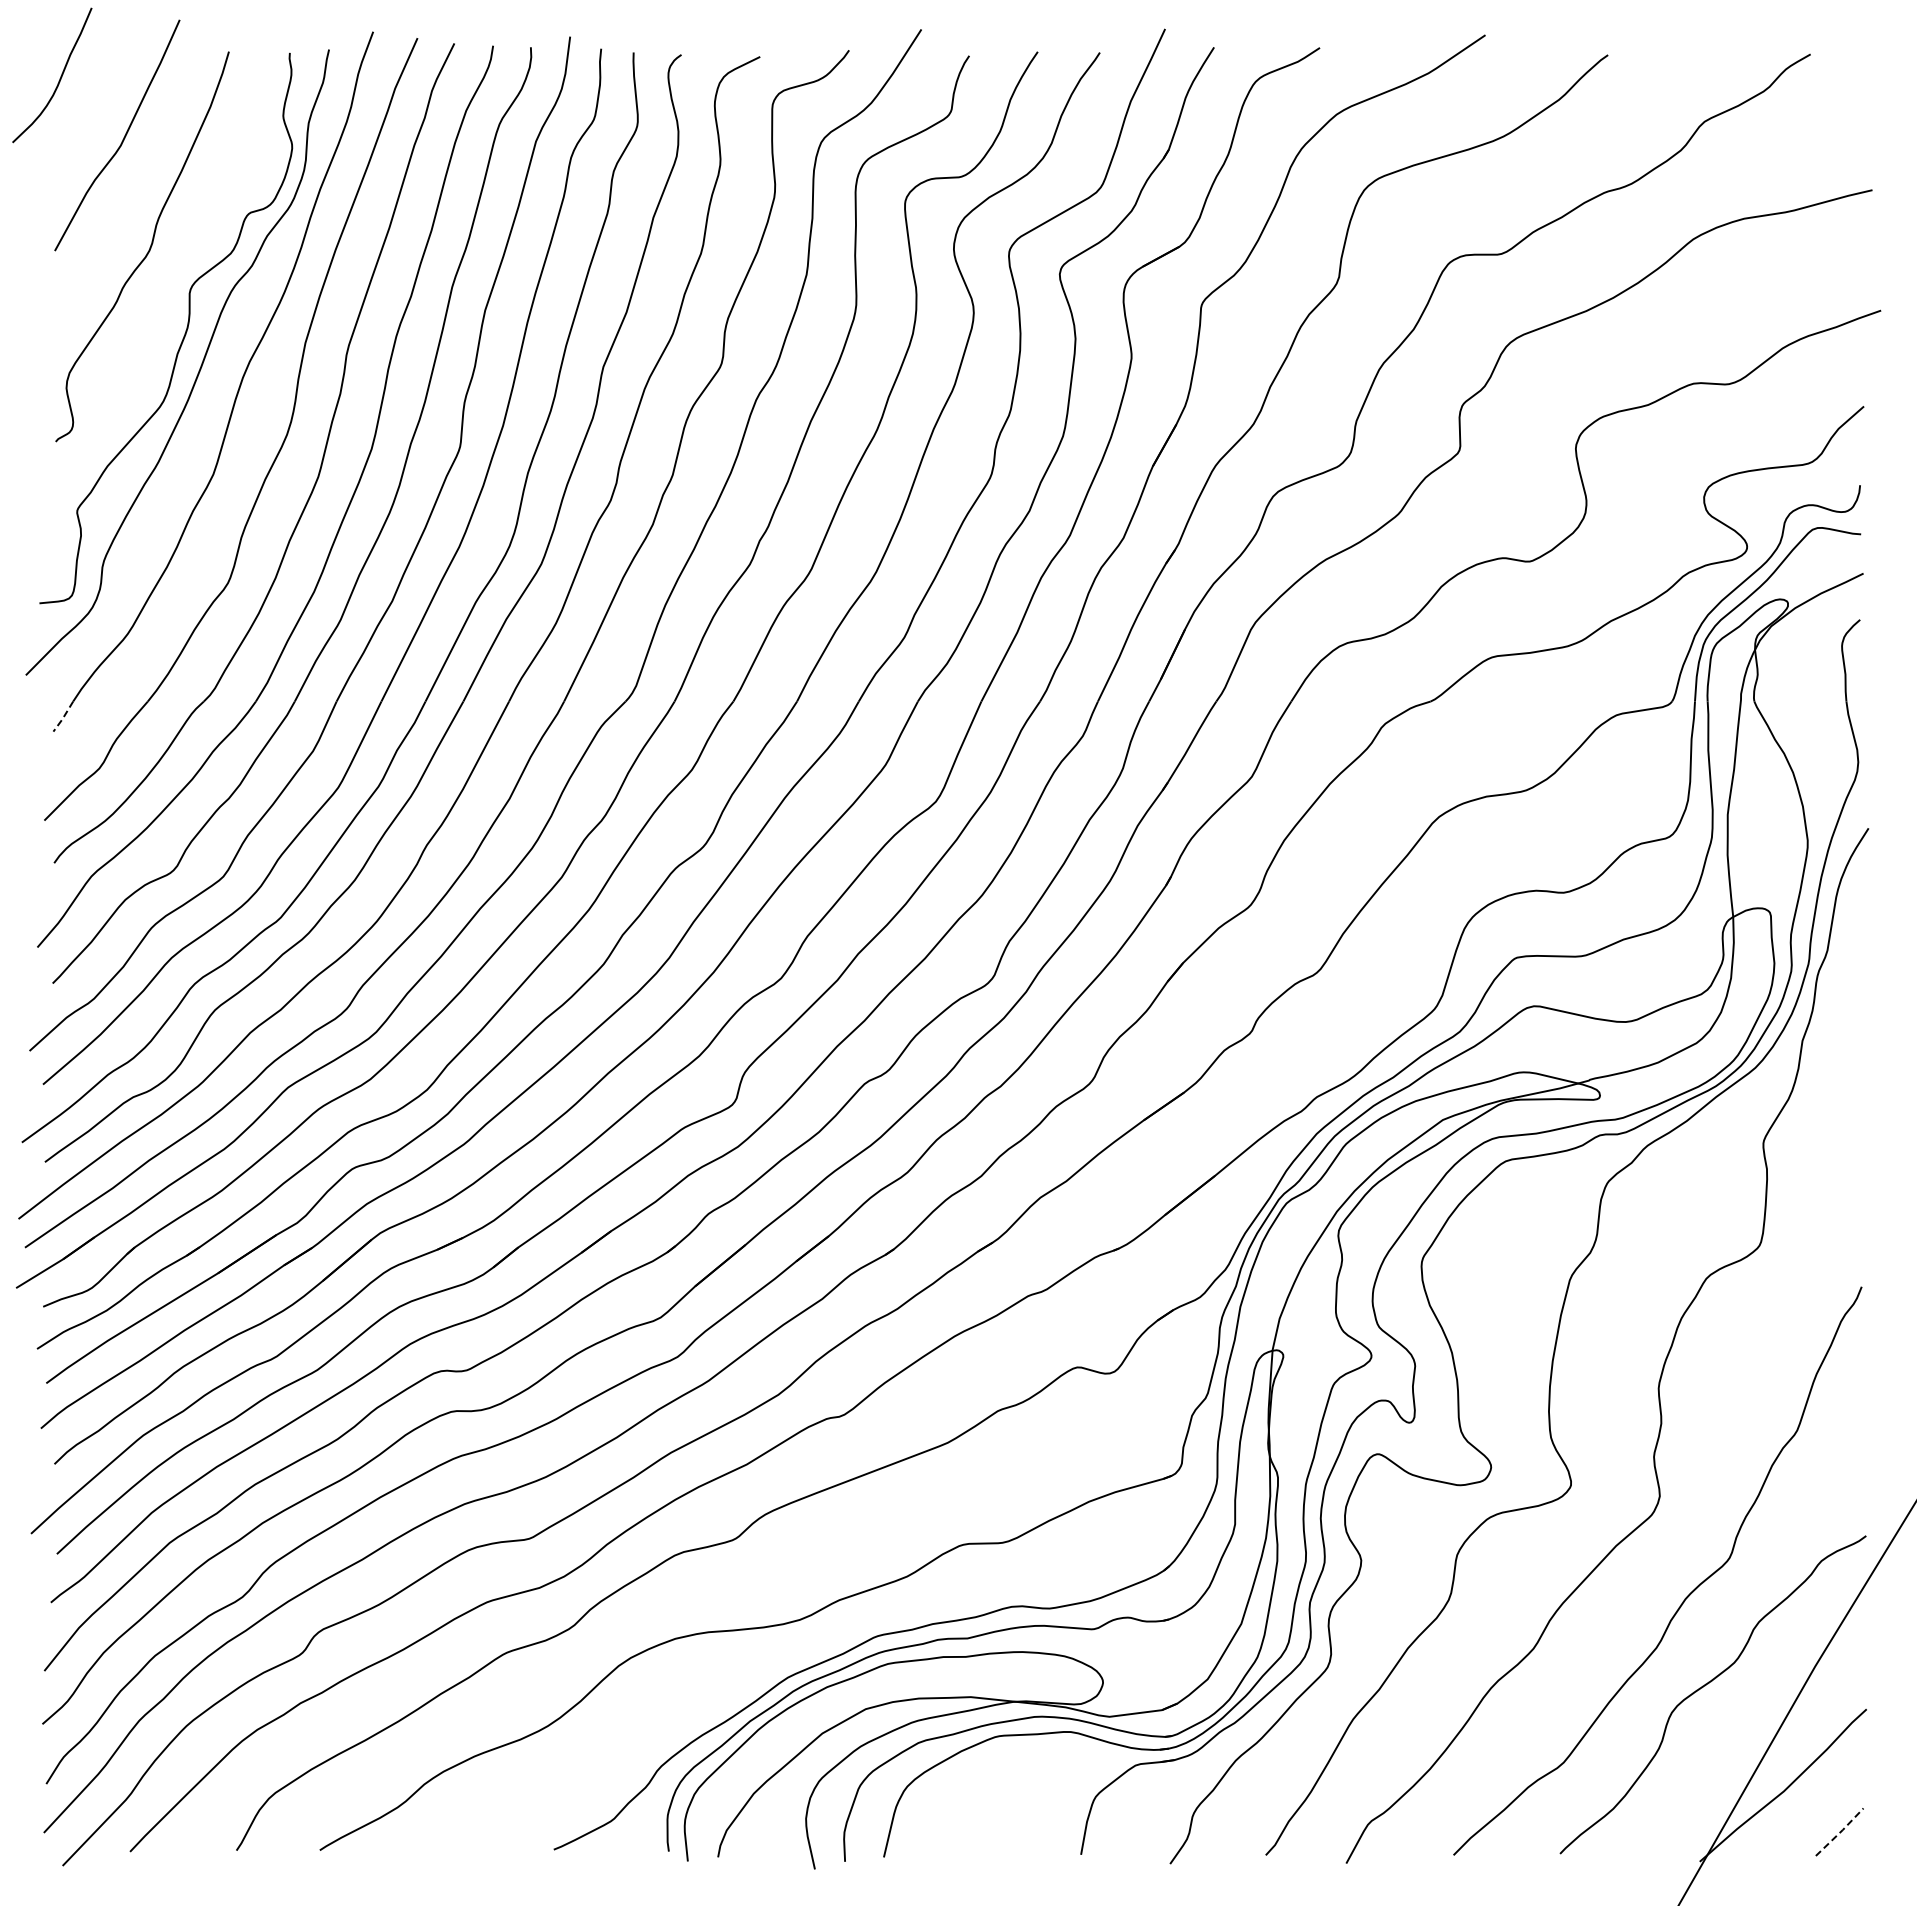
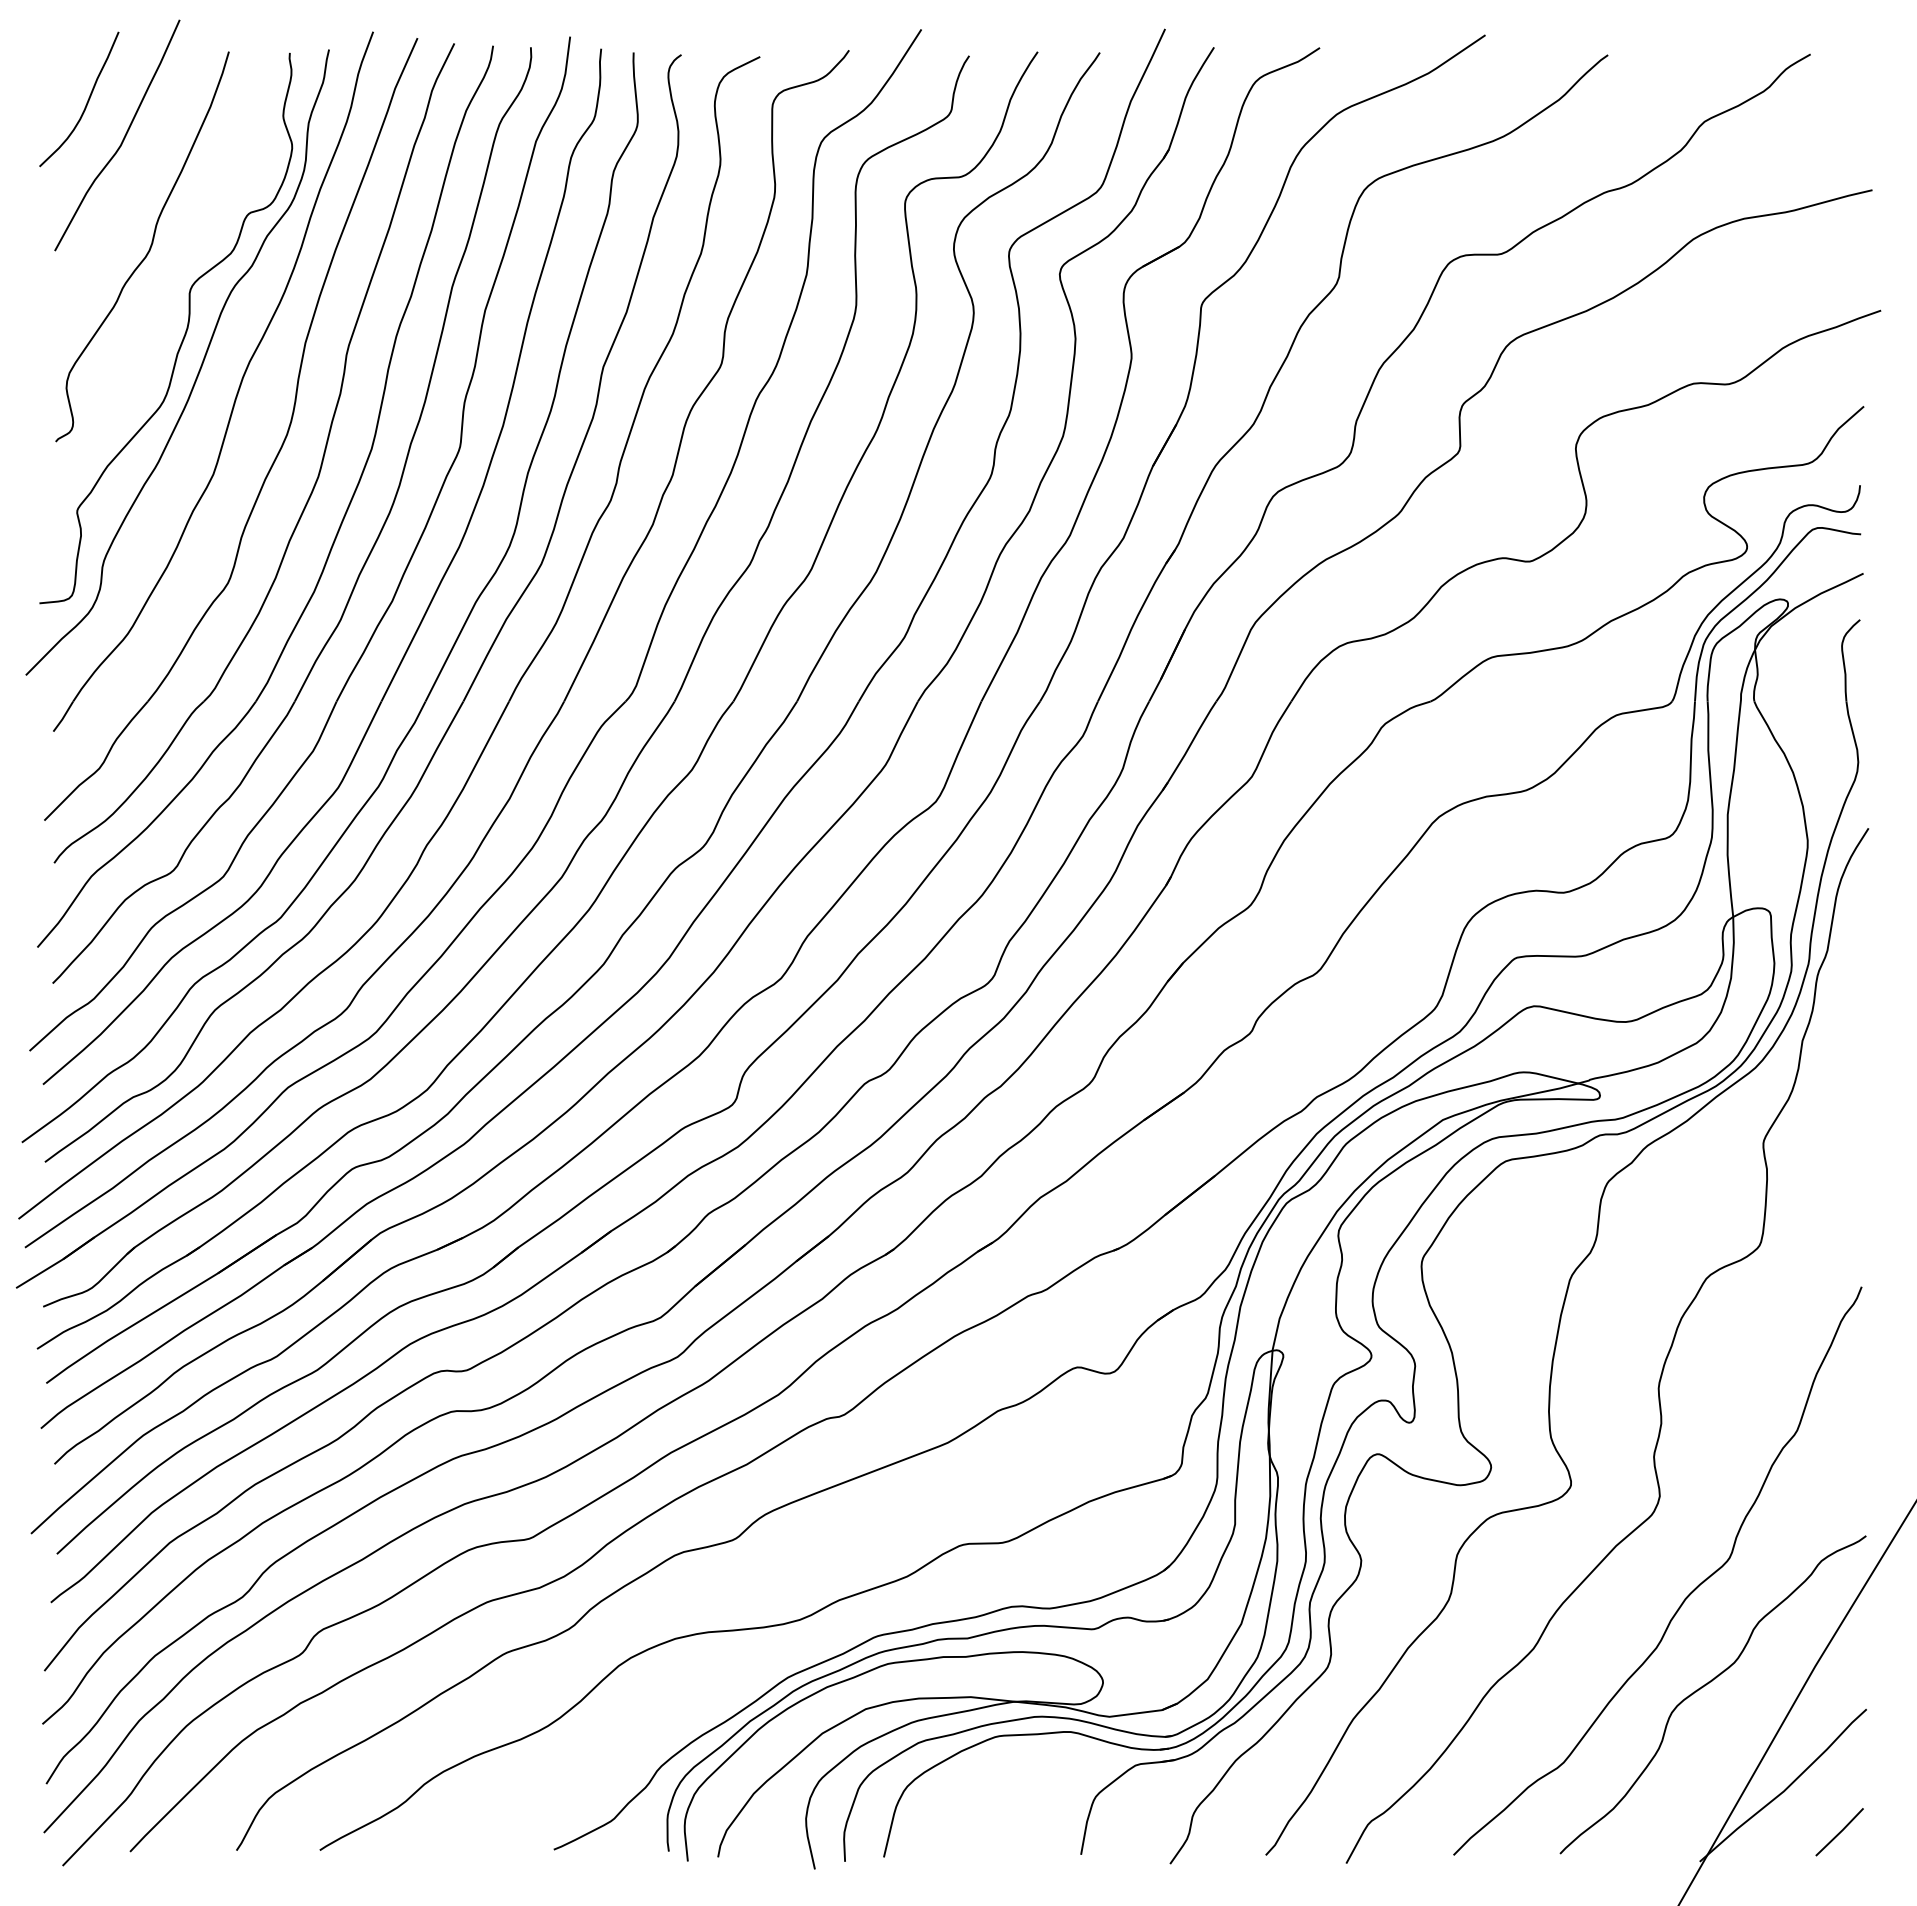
curve position: (59, 78) -> (86, 102) (86, 102)
line: dashed -> solid (63, 717)
line: dashed -> solid (1840, 1832)
